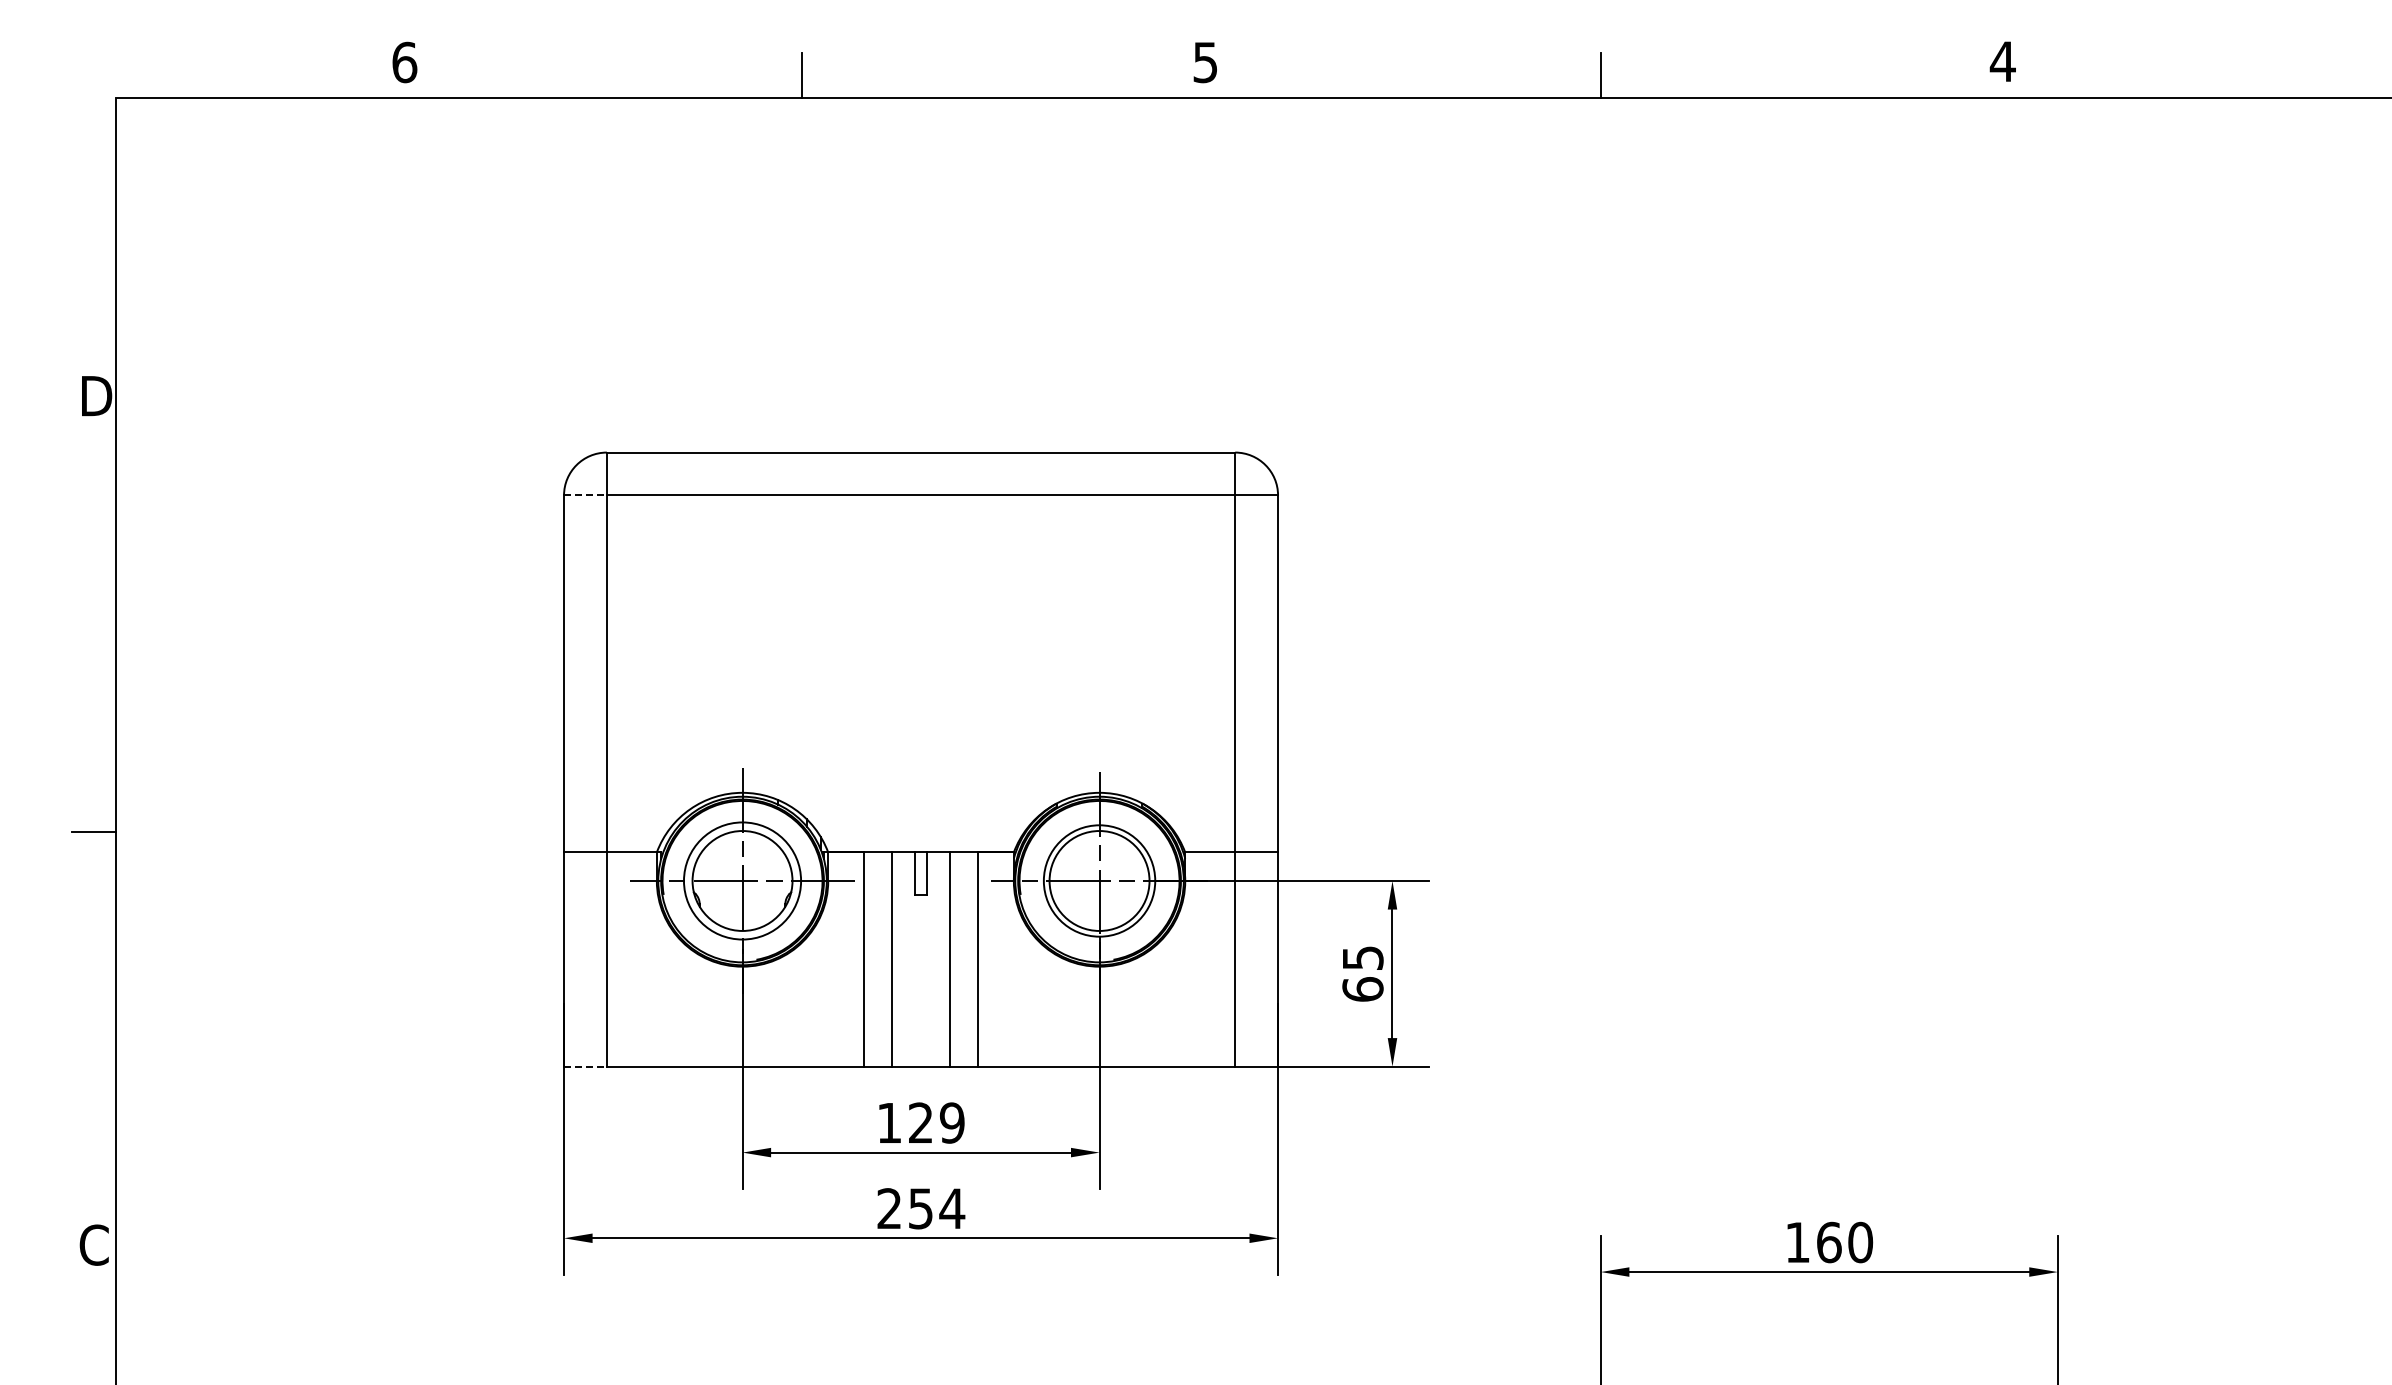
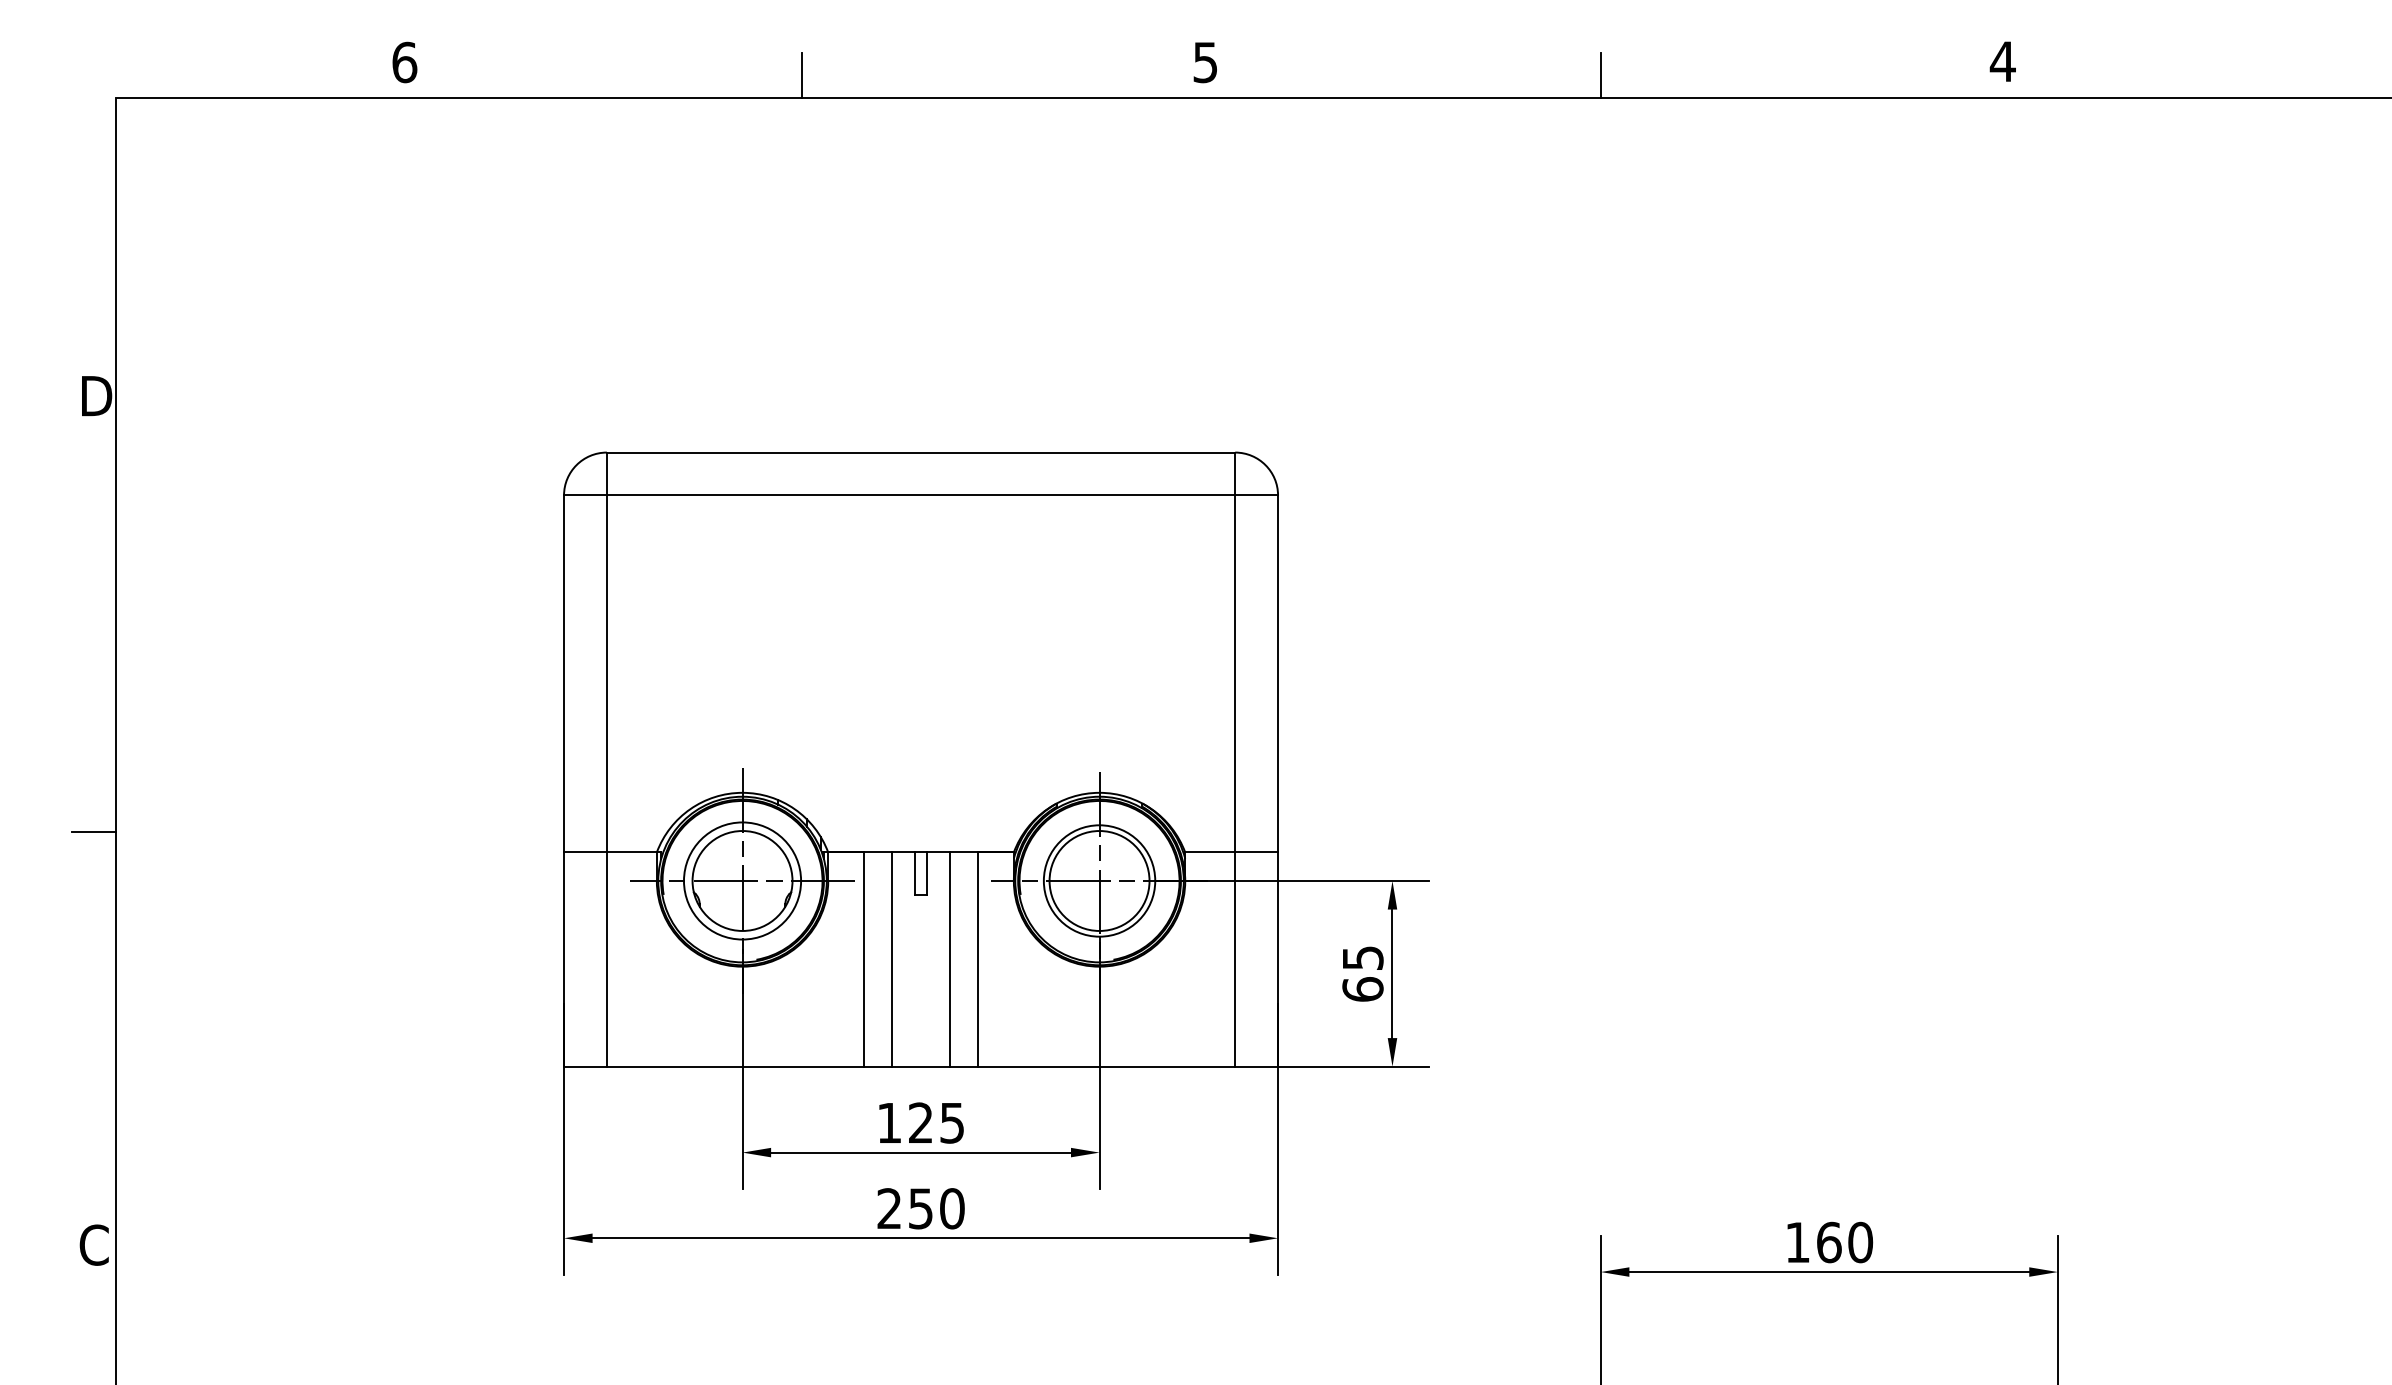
line: dashed -> solid (585, 495)
line: dashed -> solid (585, 1066)
text: 129 -> 125 (951, 1122)
text: 254 -> 250 (952, 1208)
